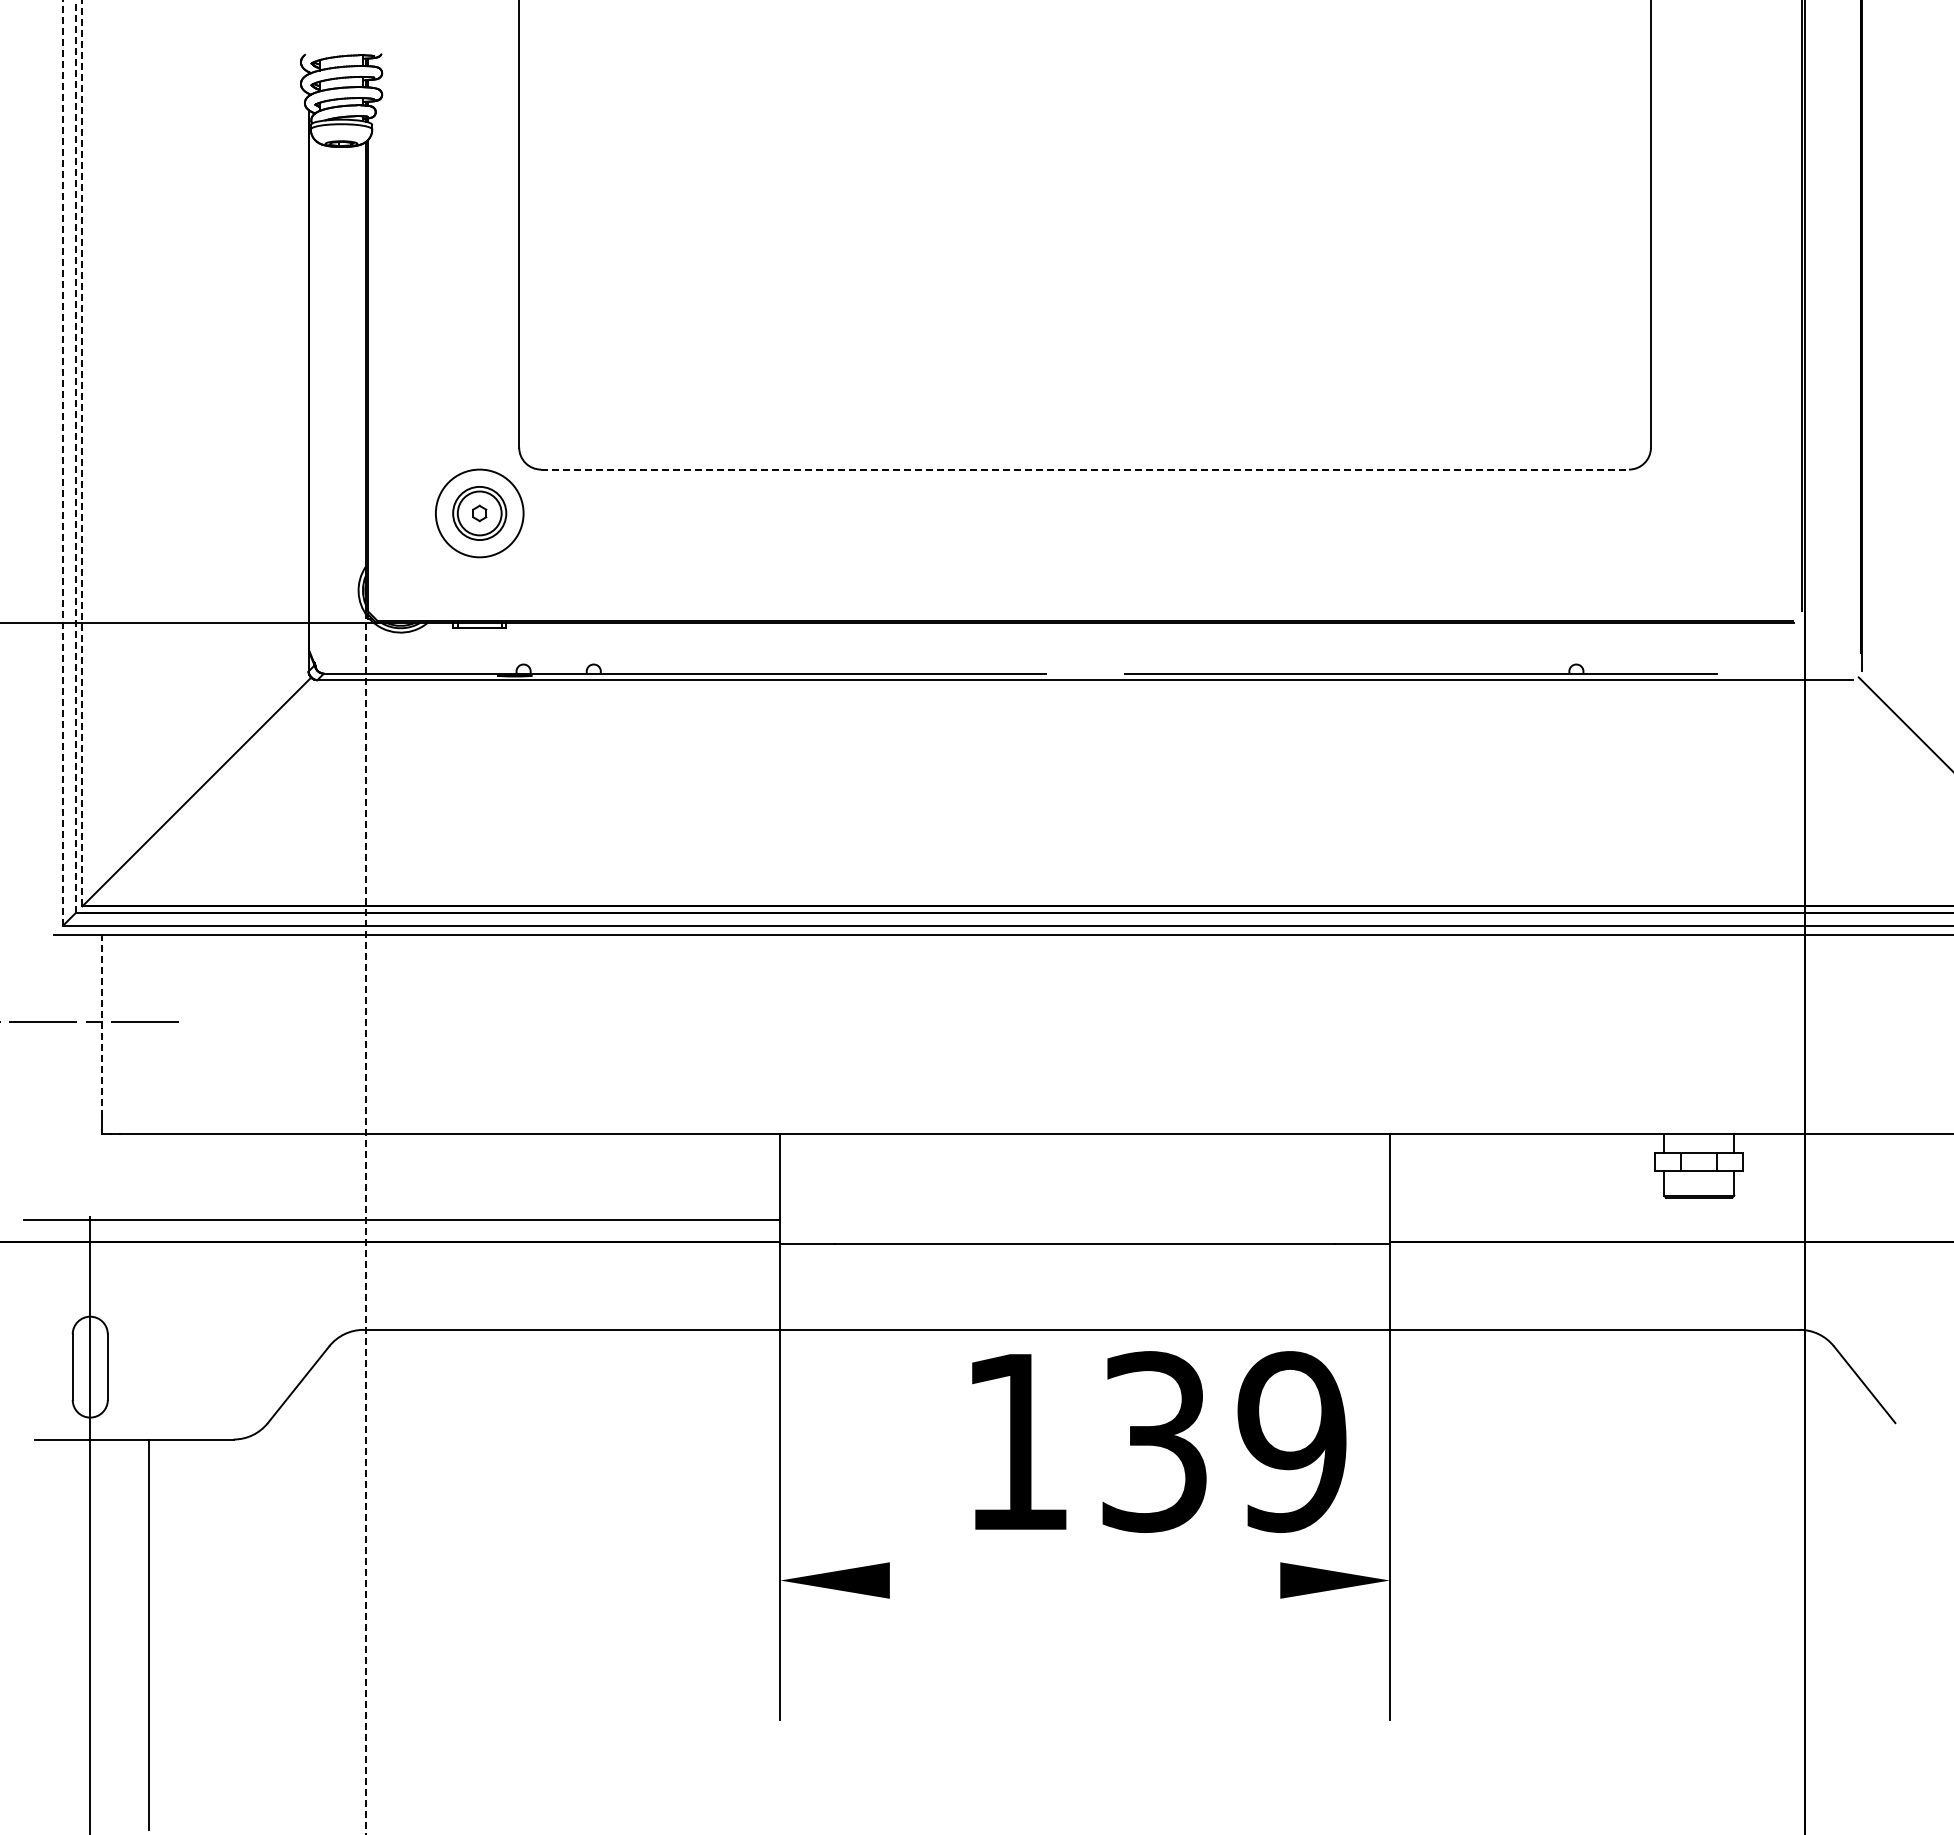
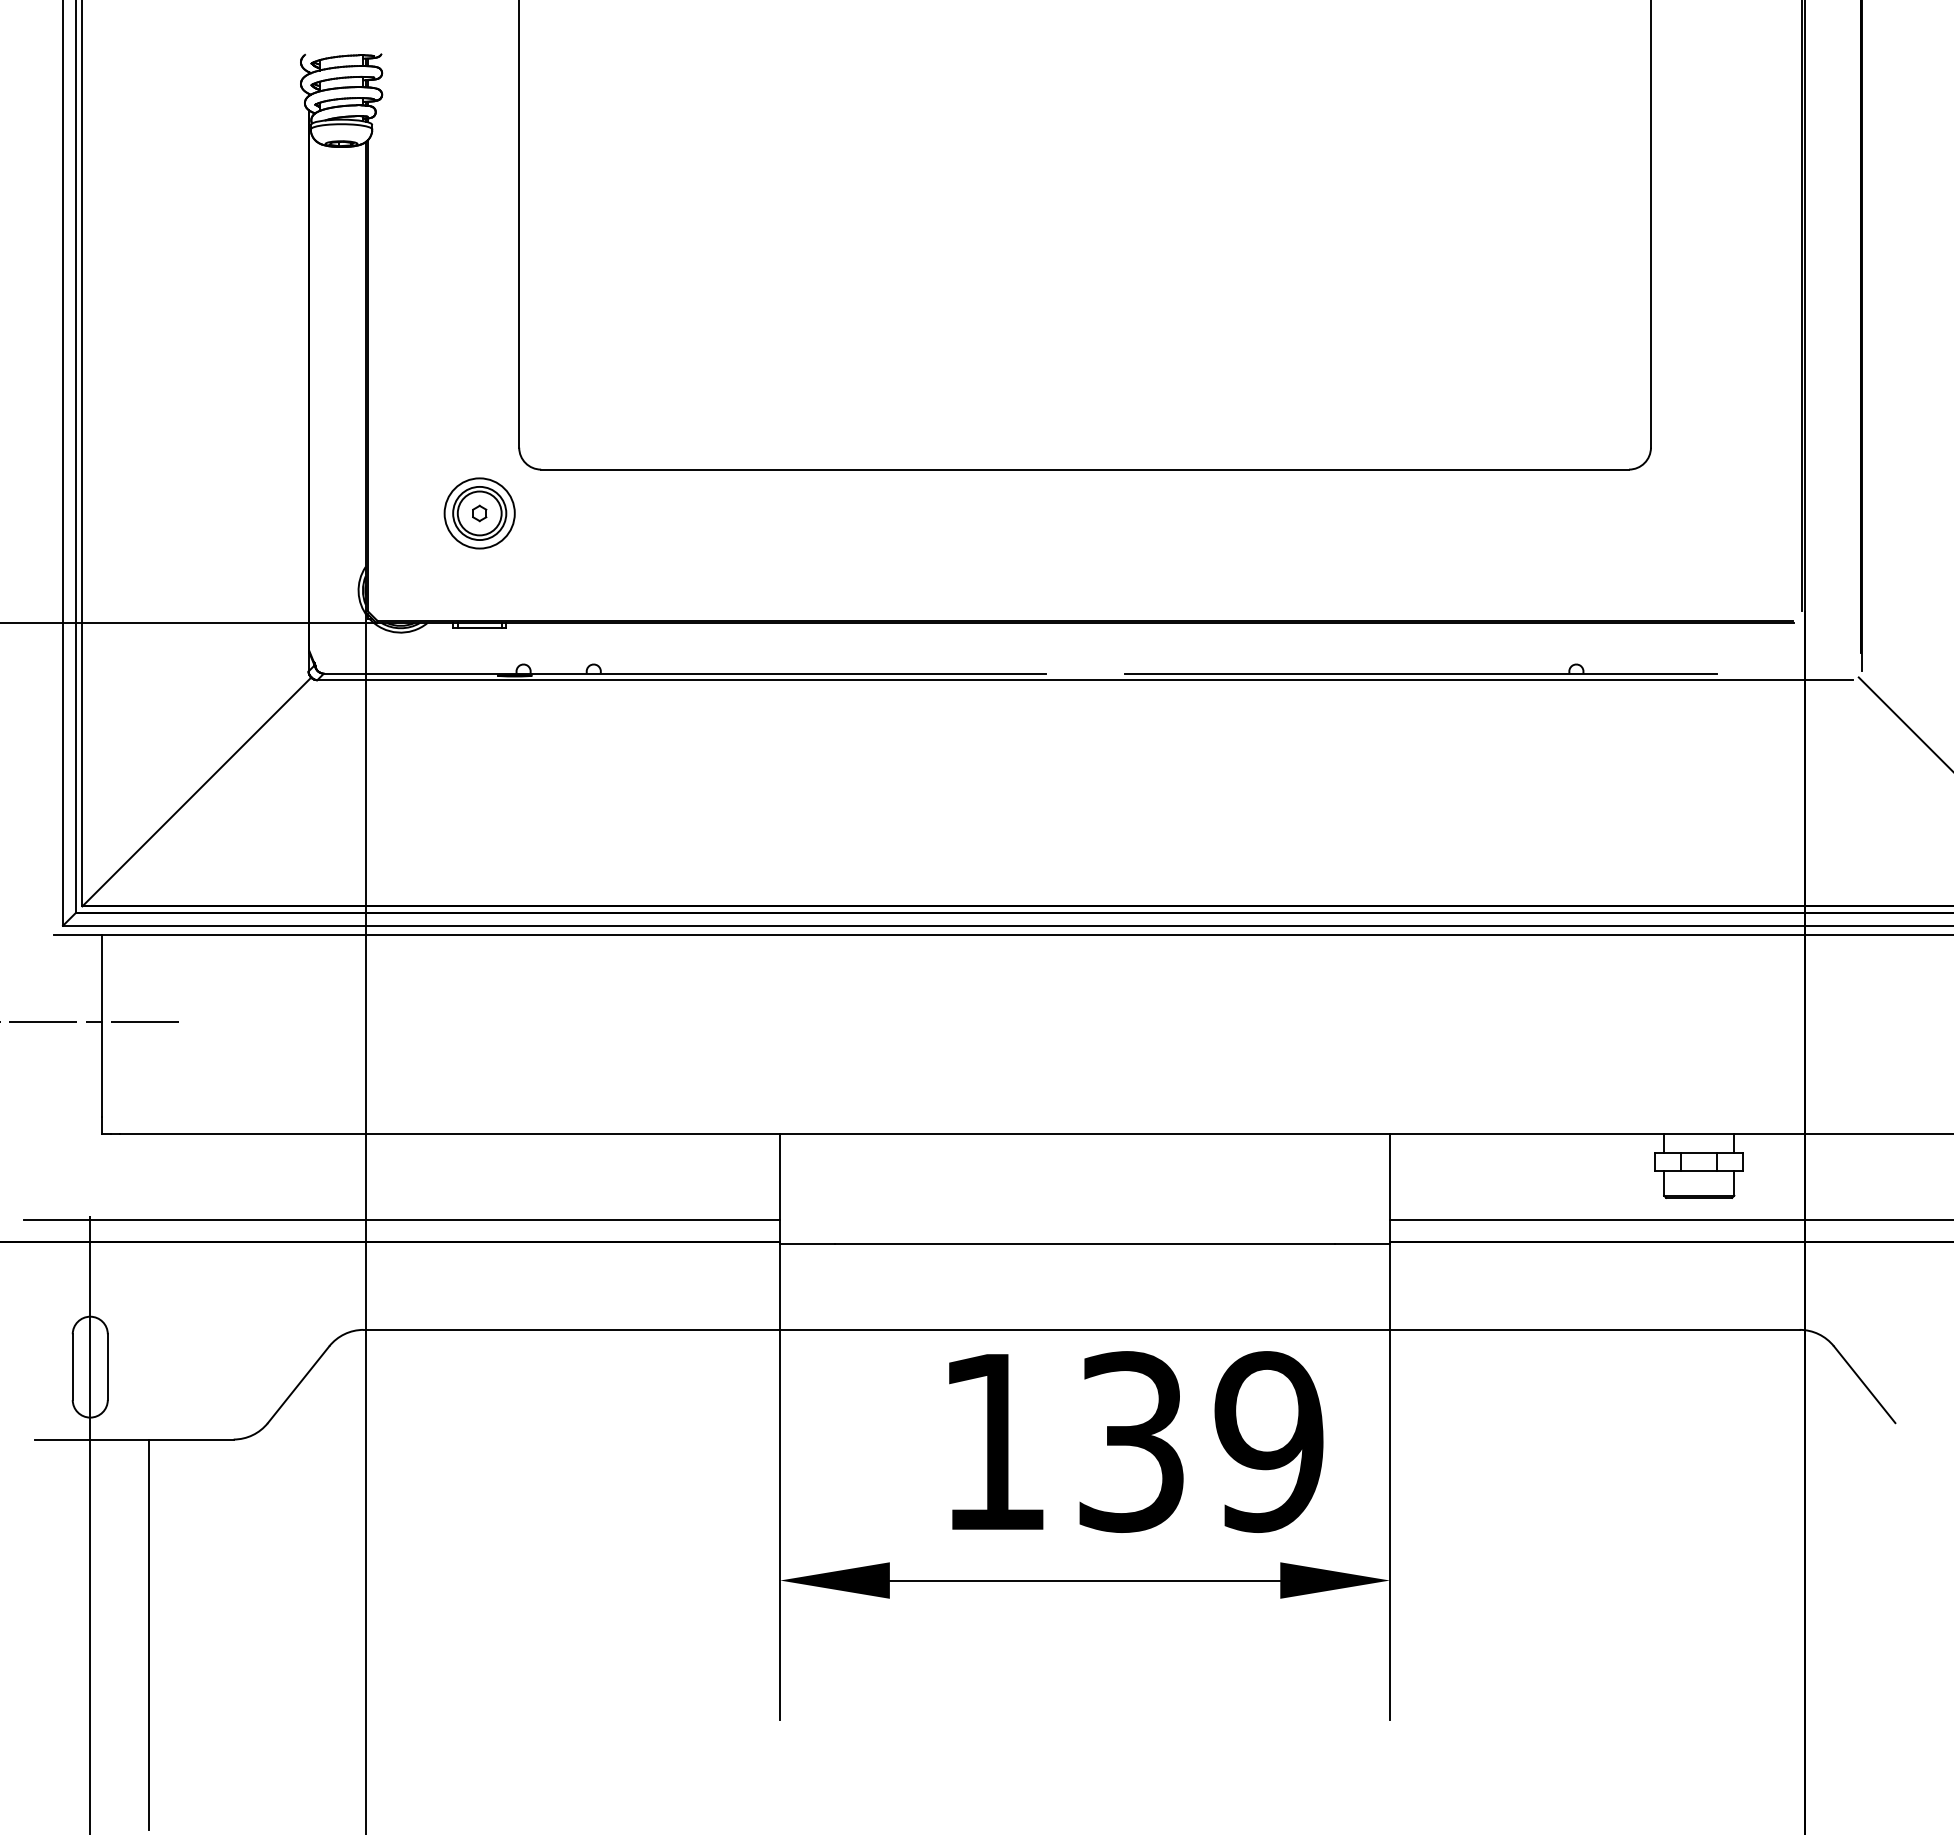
line: dashed -> solid (82, 453)
line: dashed -> solid (76, 456)
line: dashed -> solid (63, 462)
line: dashed -> solid (1085, 469)
circle diameter: 88 px -> 70 px (479, 513)
line: dashed -> solid (102, 1025)
line: none -> present (1669, 1219)
line: dashed -> solid (365, 1224)
text position: (1159, 1441) -> (1136, 1441) (1136, 1441)
line: none -> present (1084, 1580)
